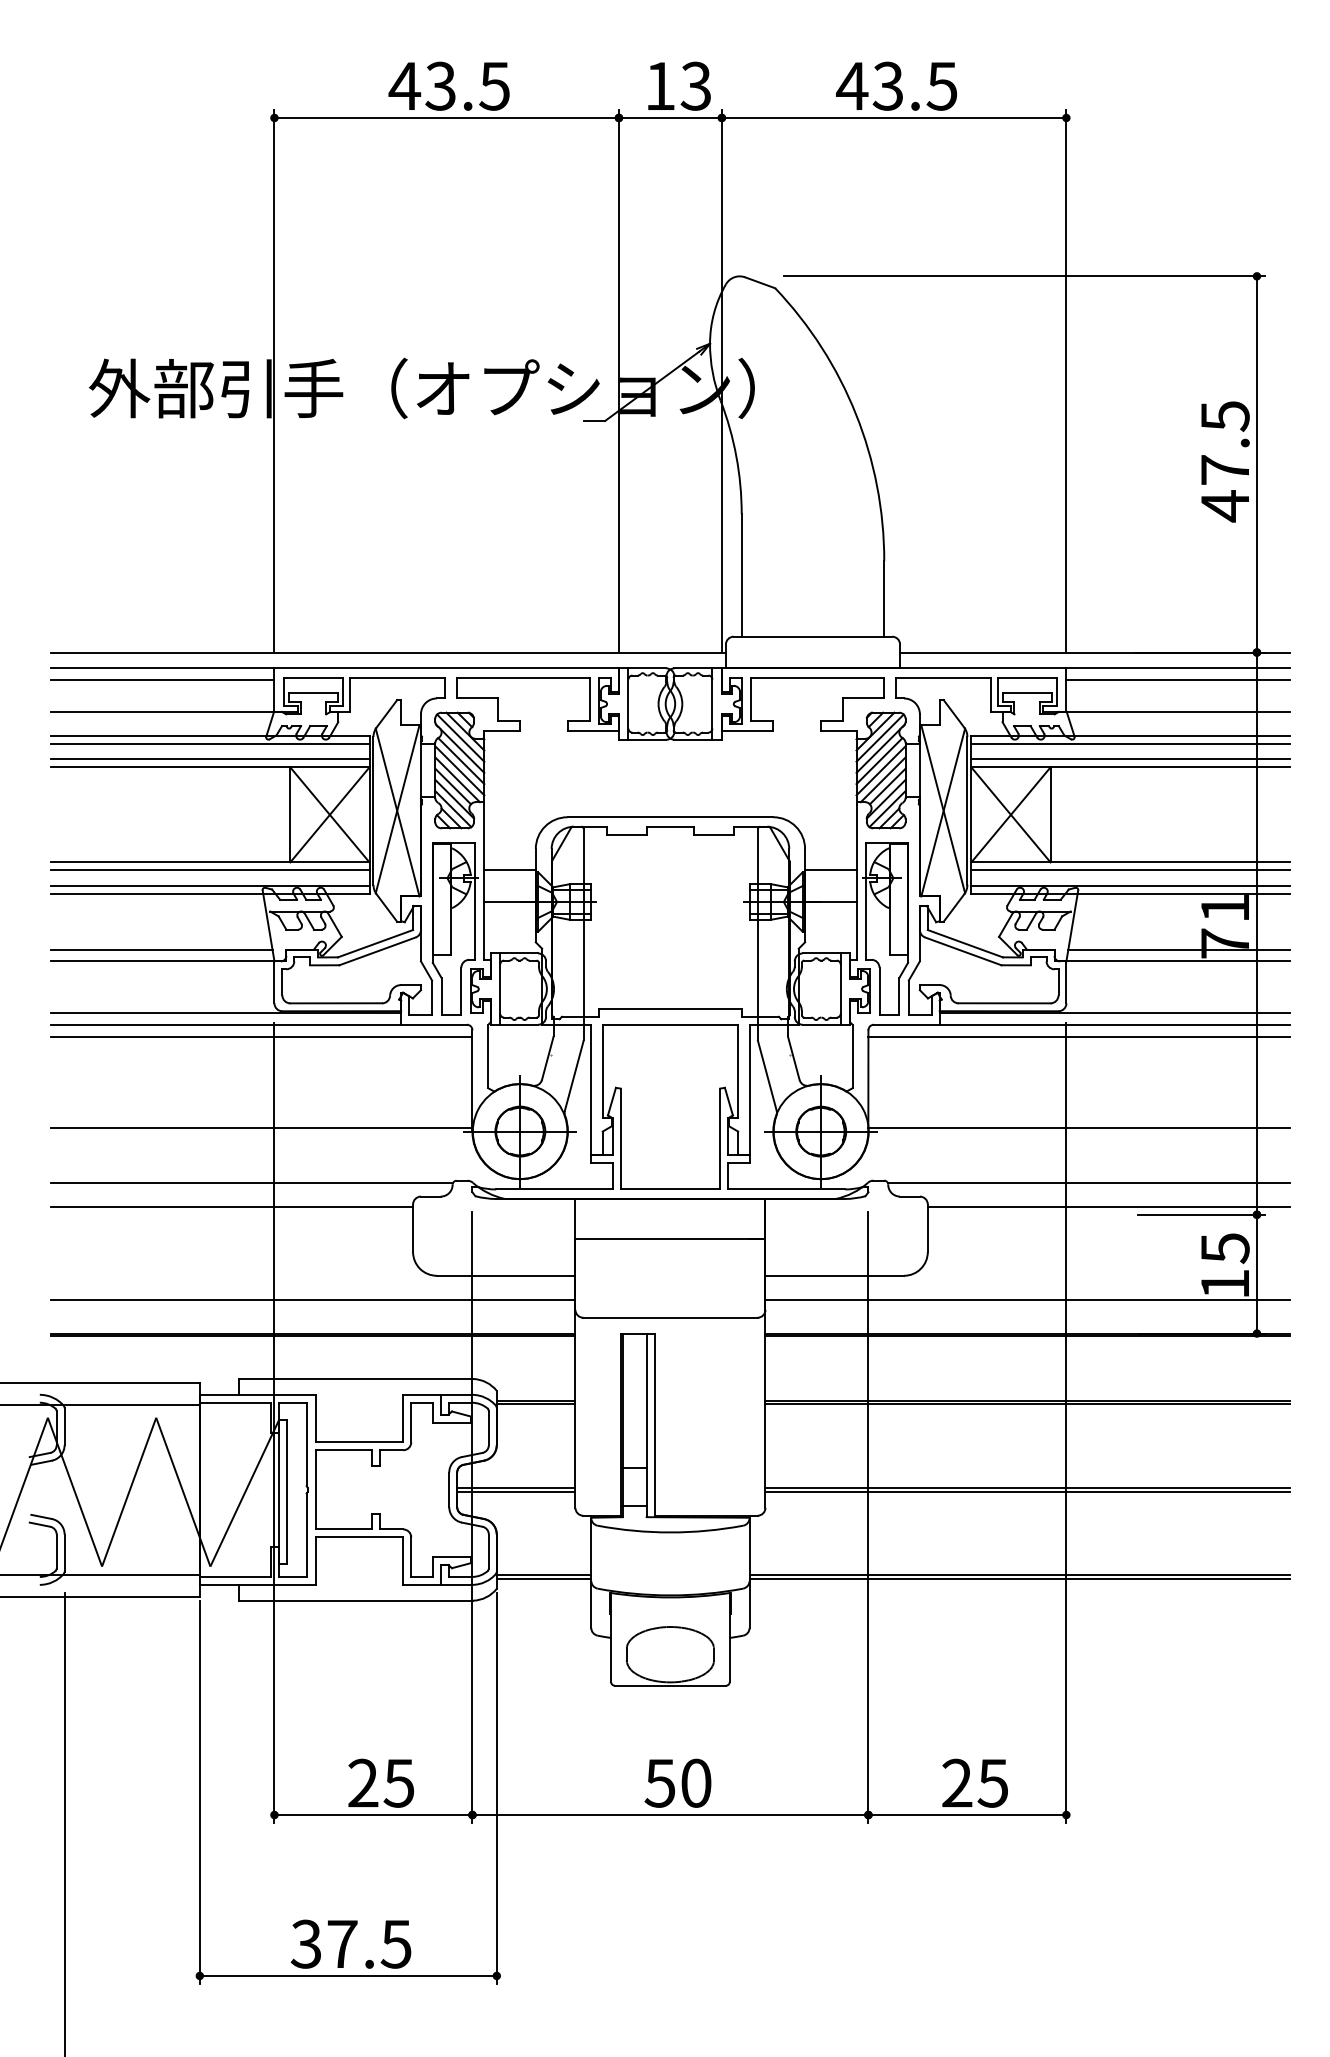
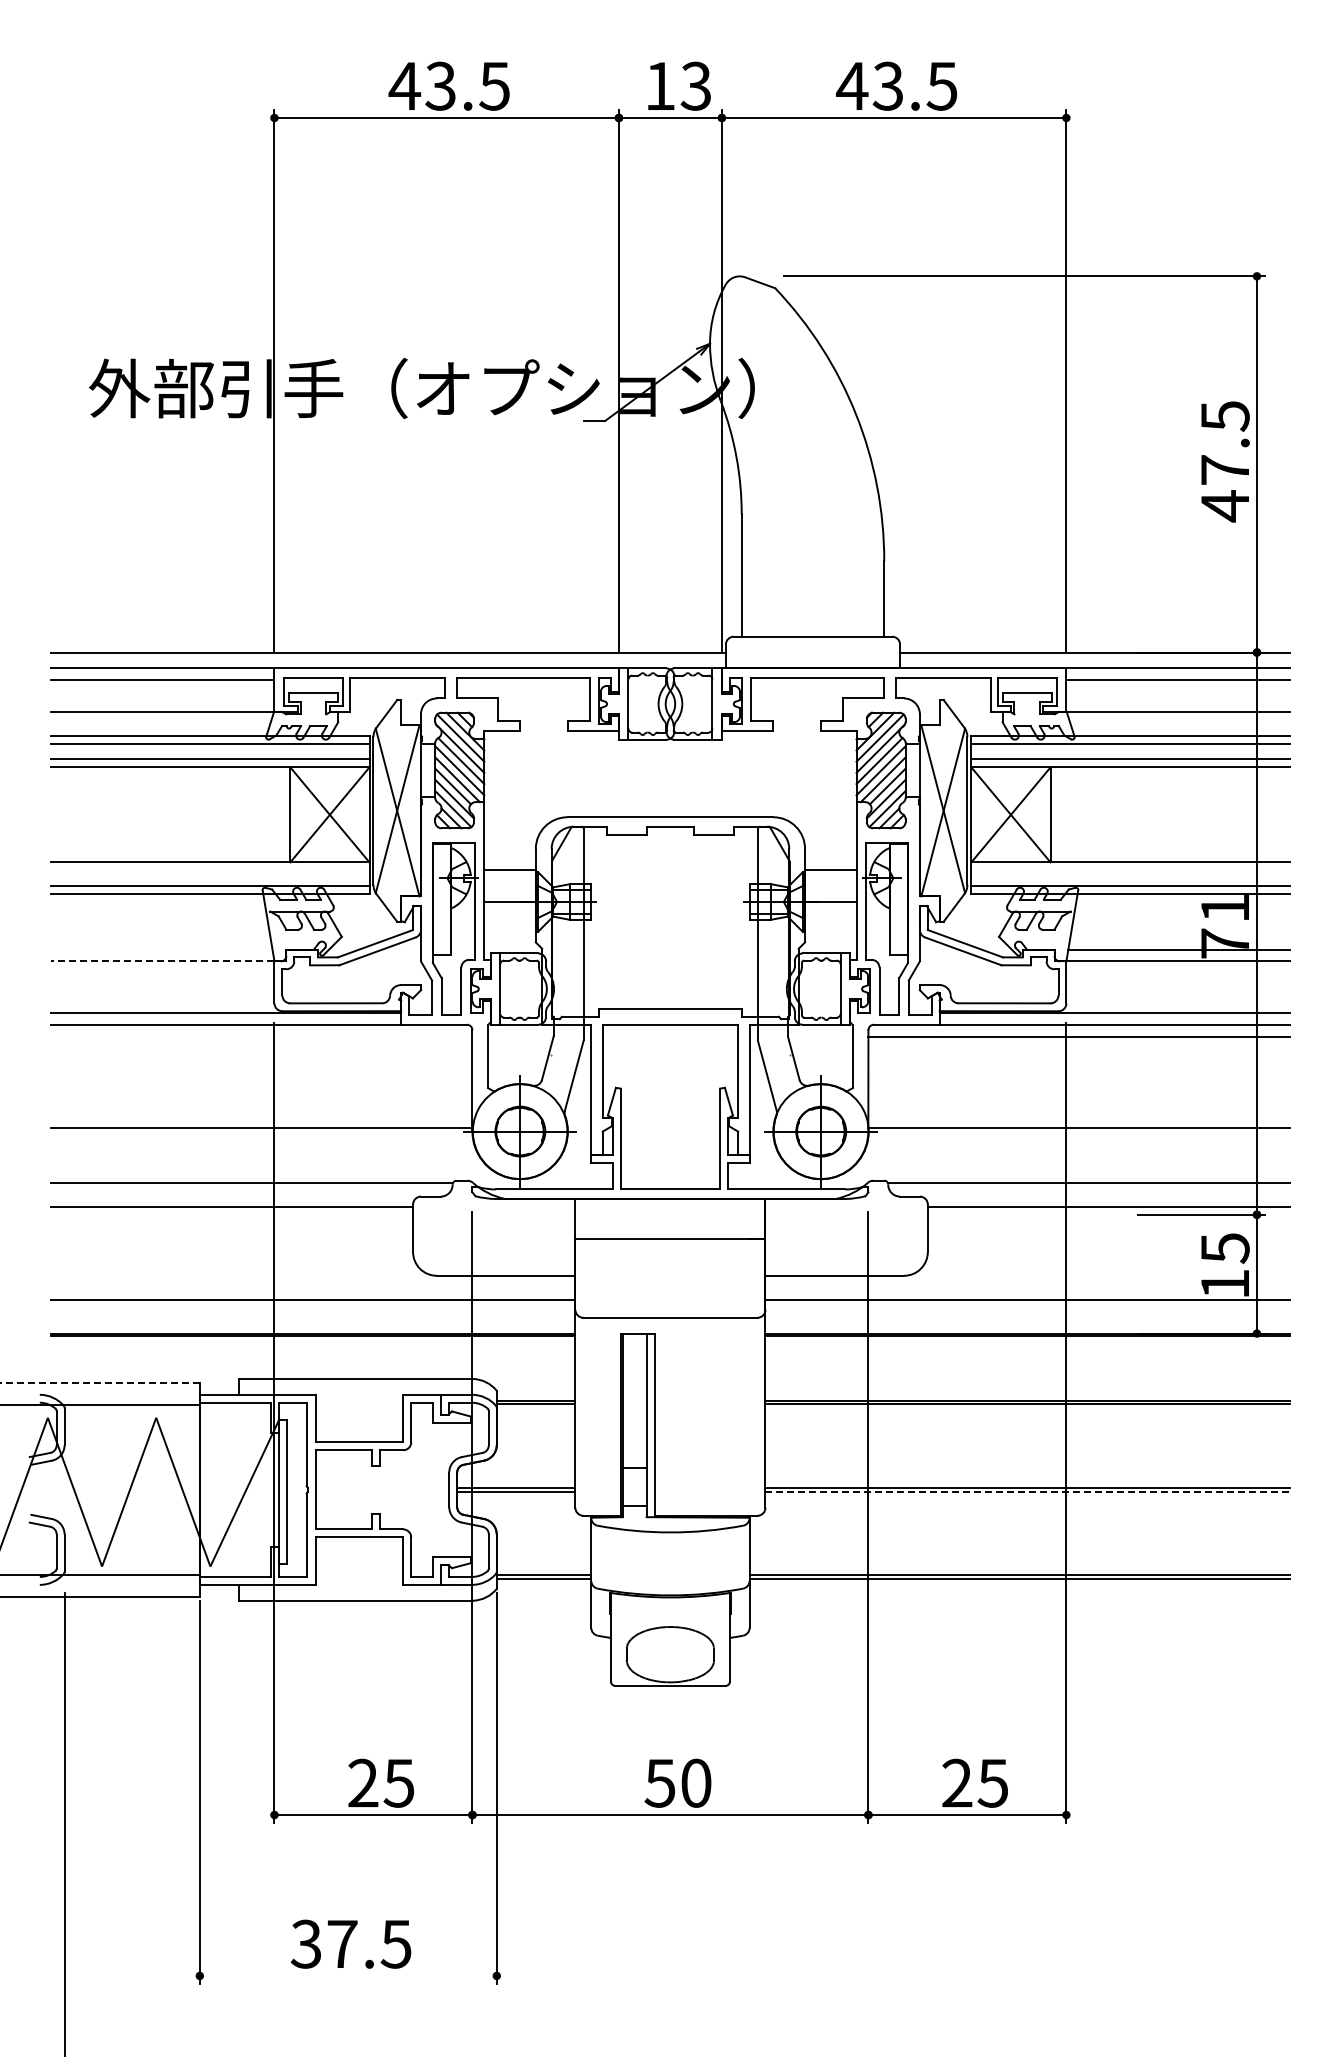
line: present -> none (209, 870)
line: present -> none (1130, 870)
line: present -> none (161, 949)
line: solid -> dashed (162, 961)
line: present -> none (261, 1036)
line: solid -> dashed (100, 1382)
line: solid -> dashed (1028, 1492)
line: present -> none (347, 1975)
